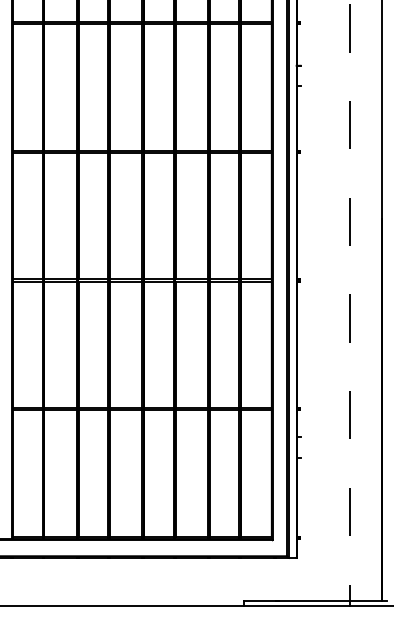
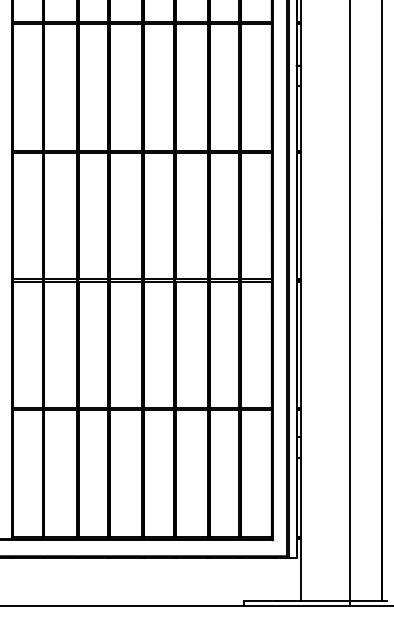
line: none -> present (300, 301)
line: dashed -> solid (350, 301)
